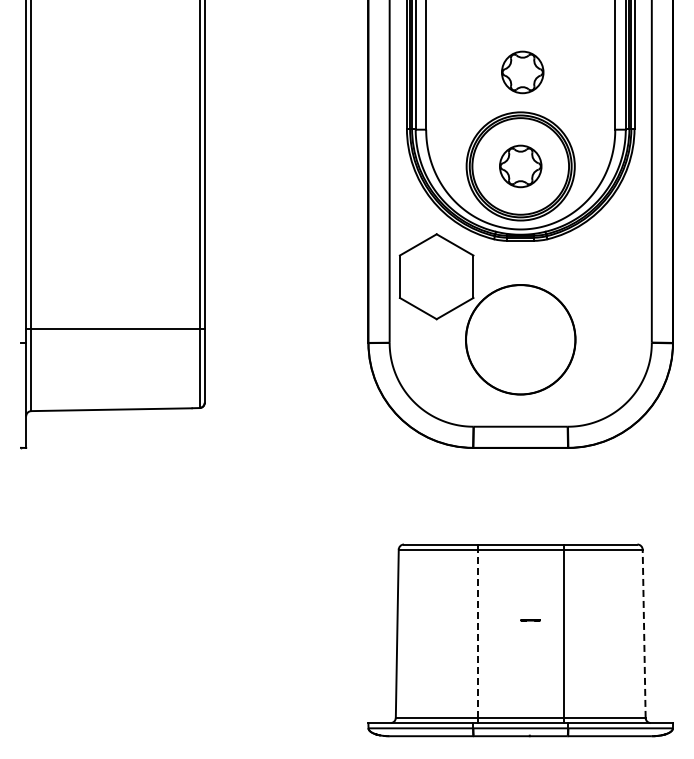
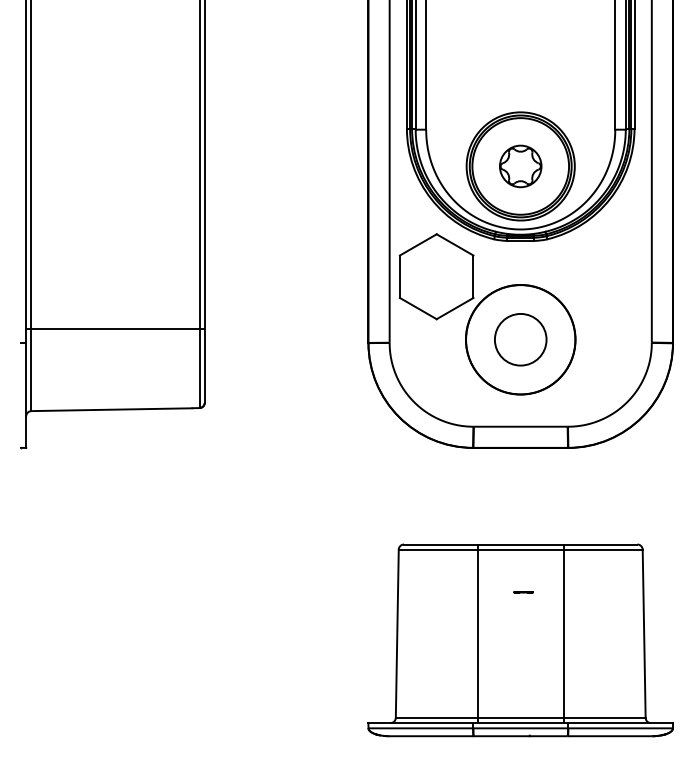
part: present -> none (522, 72)
circle: none -> present (520, 339)
line position: (530, 620) -> (523, 592) (523, 592)
line: dashed -> solid (477, 633)
line: dashed -> solid (644, 633)
